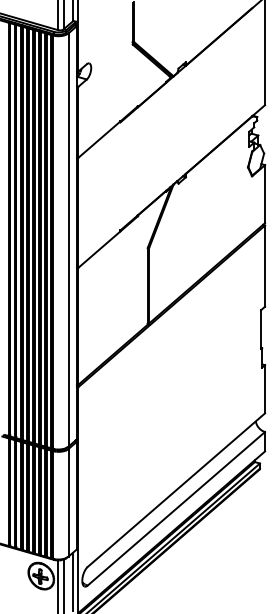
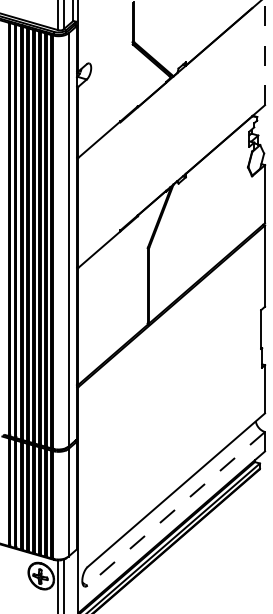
line: solid -> dashed (265, 52)
line: solid -> dashed (175, 509)
line: present -> none (73, 581)
